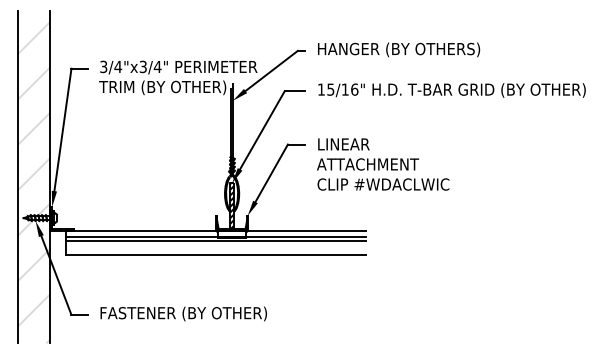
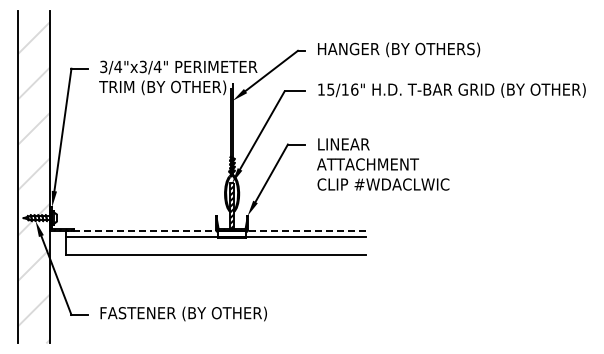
line: solid -> dashed (216, 231)
line: present -> none (215, 241)
